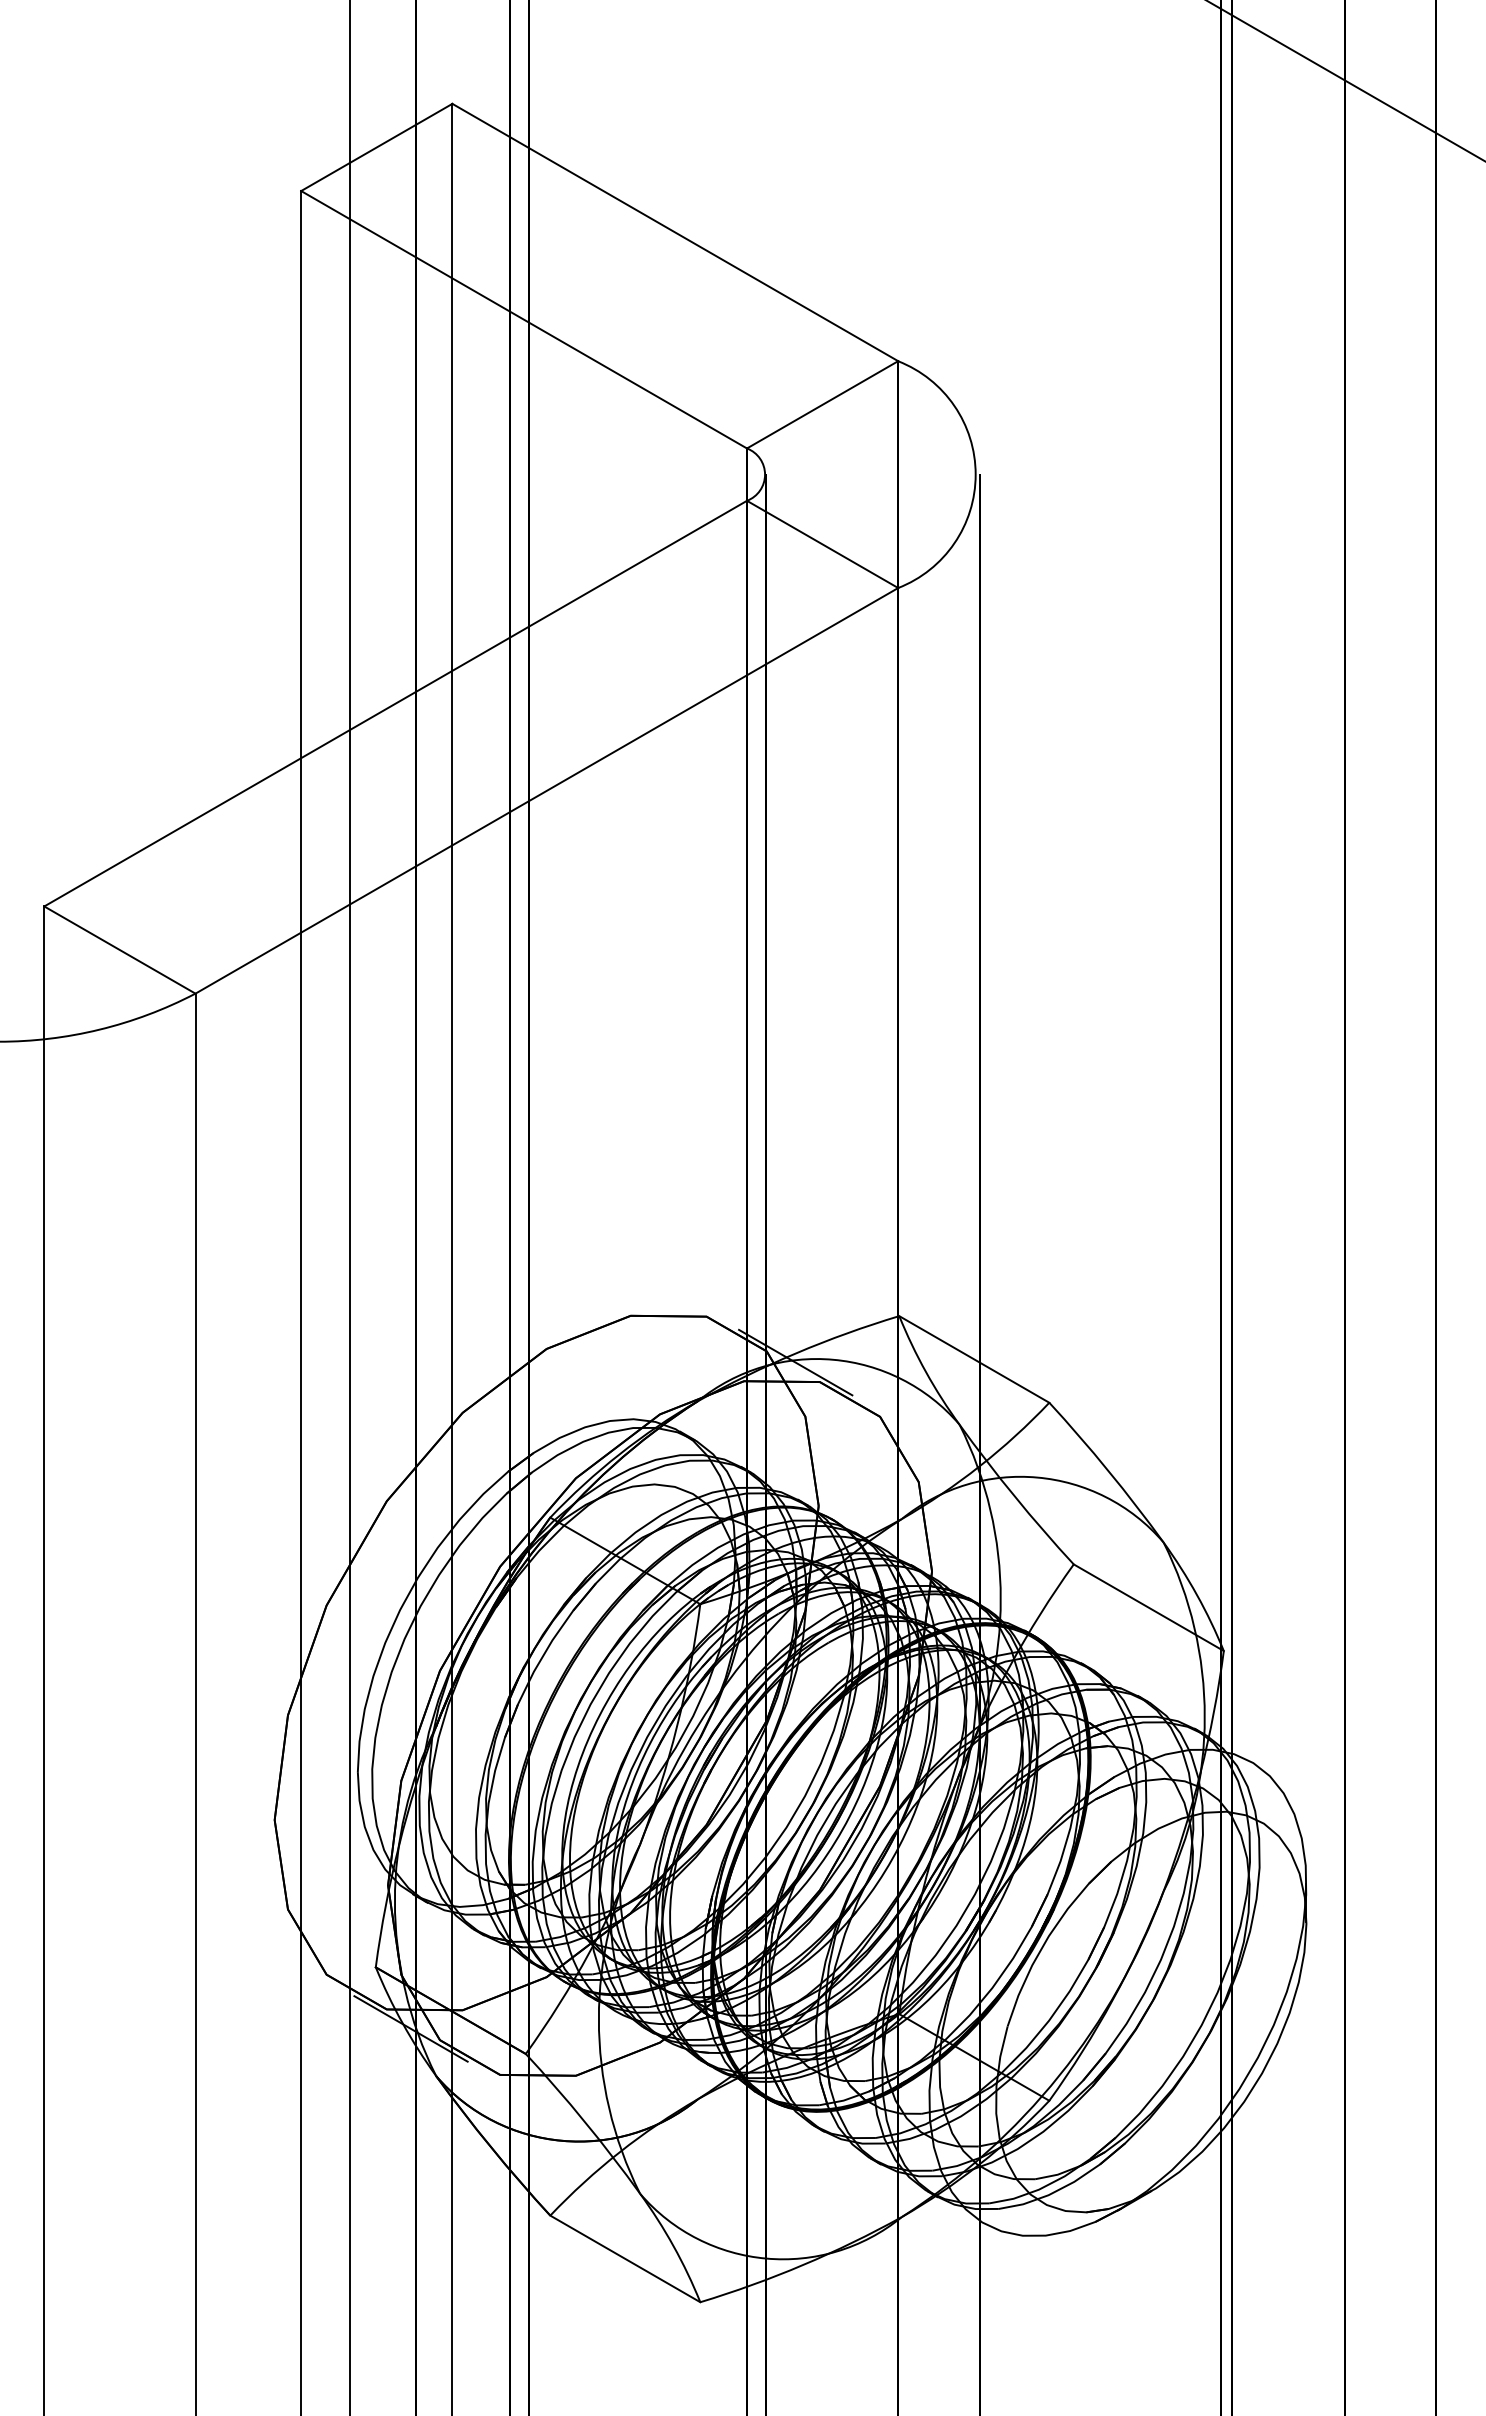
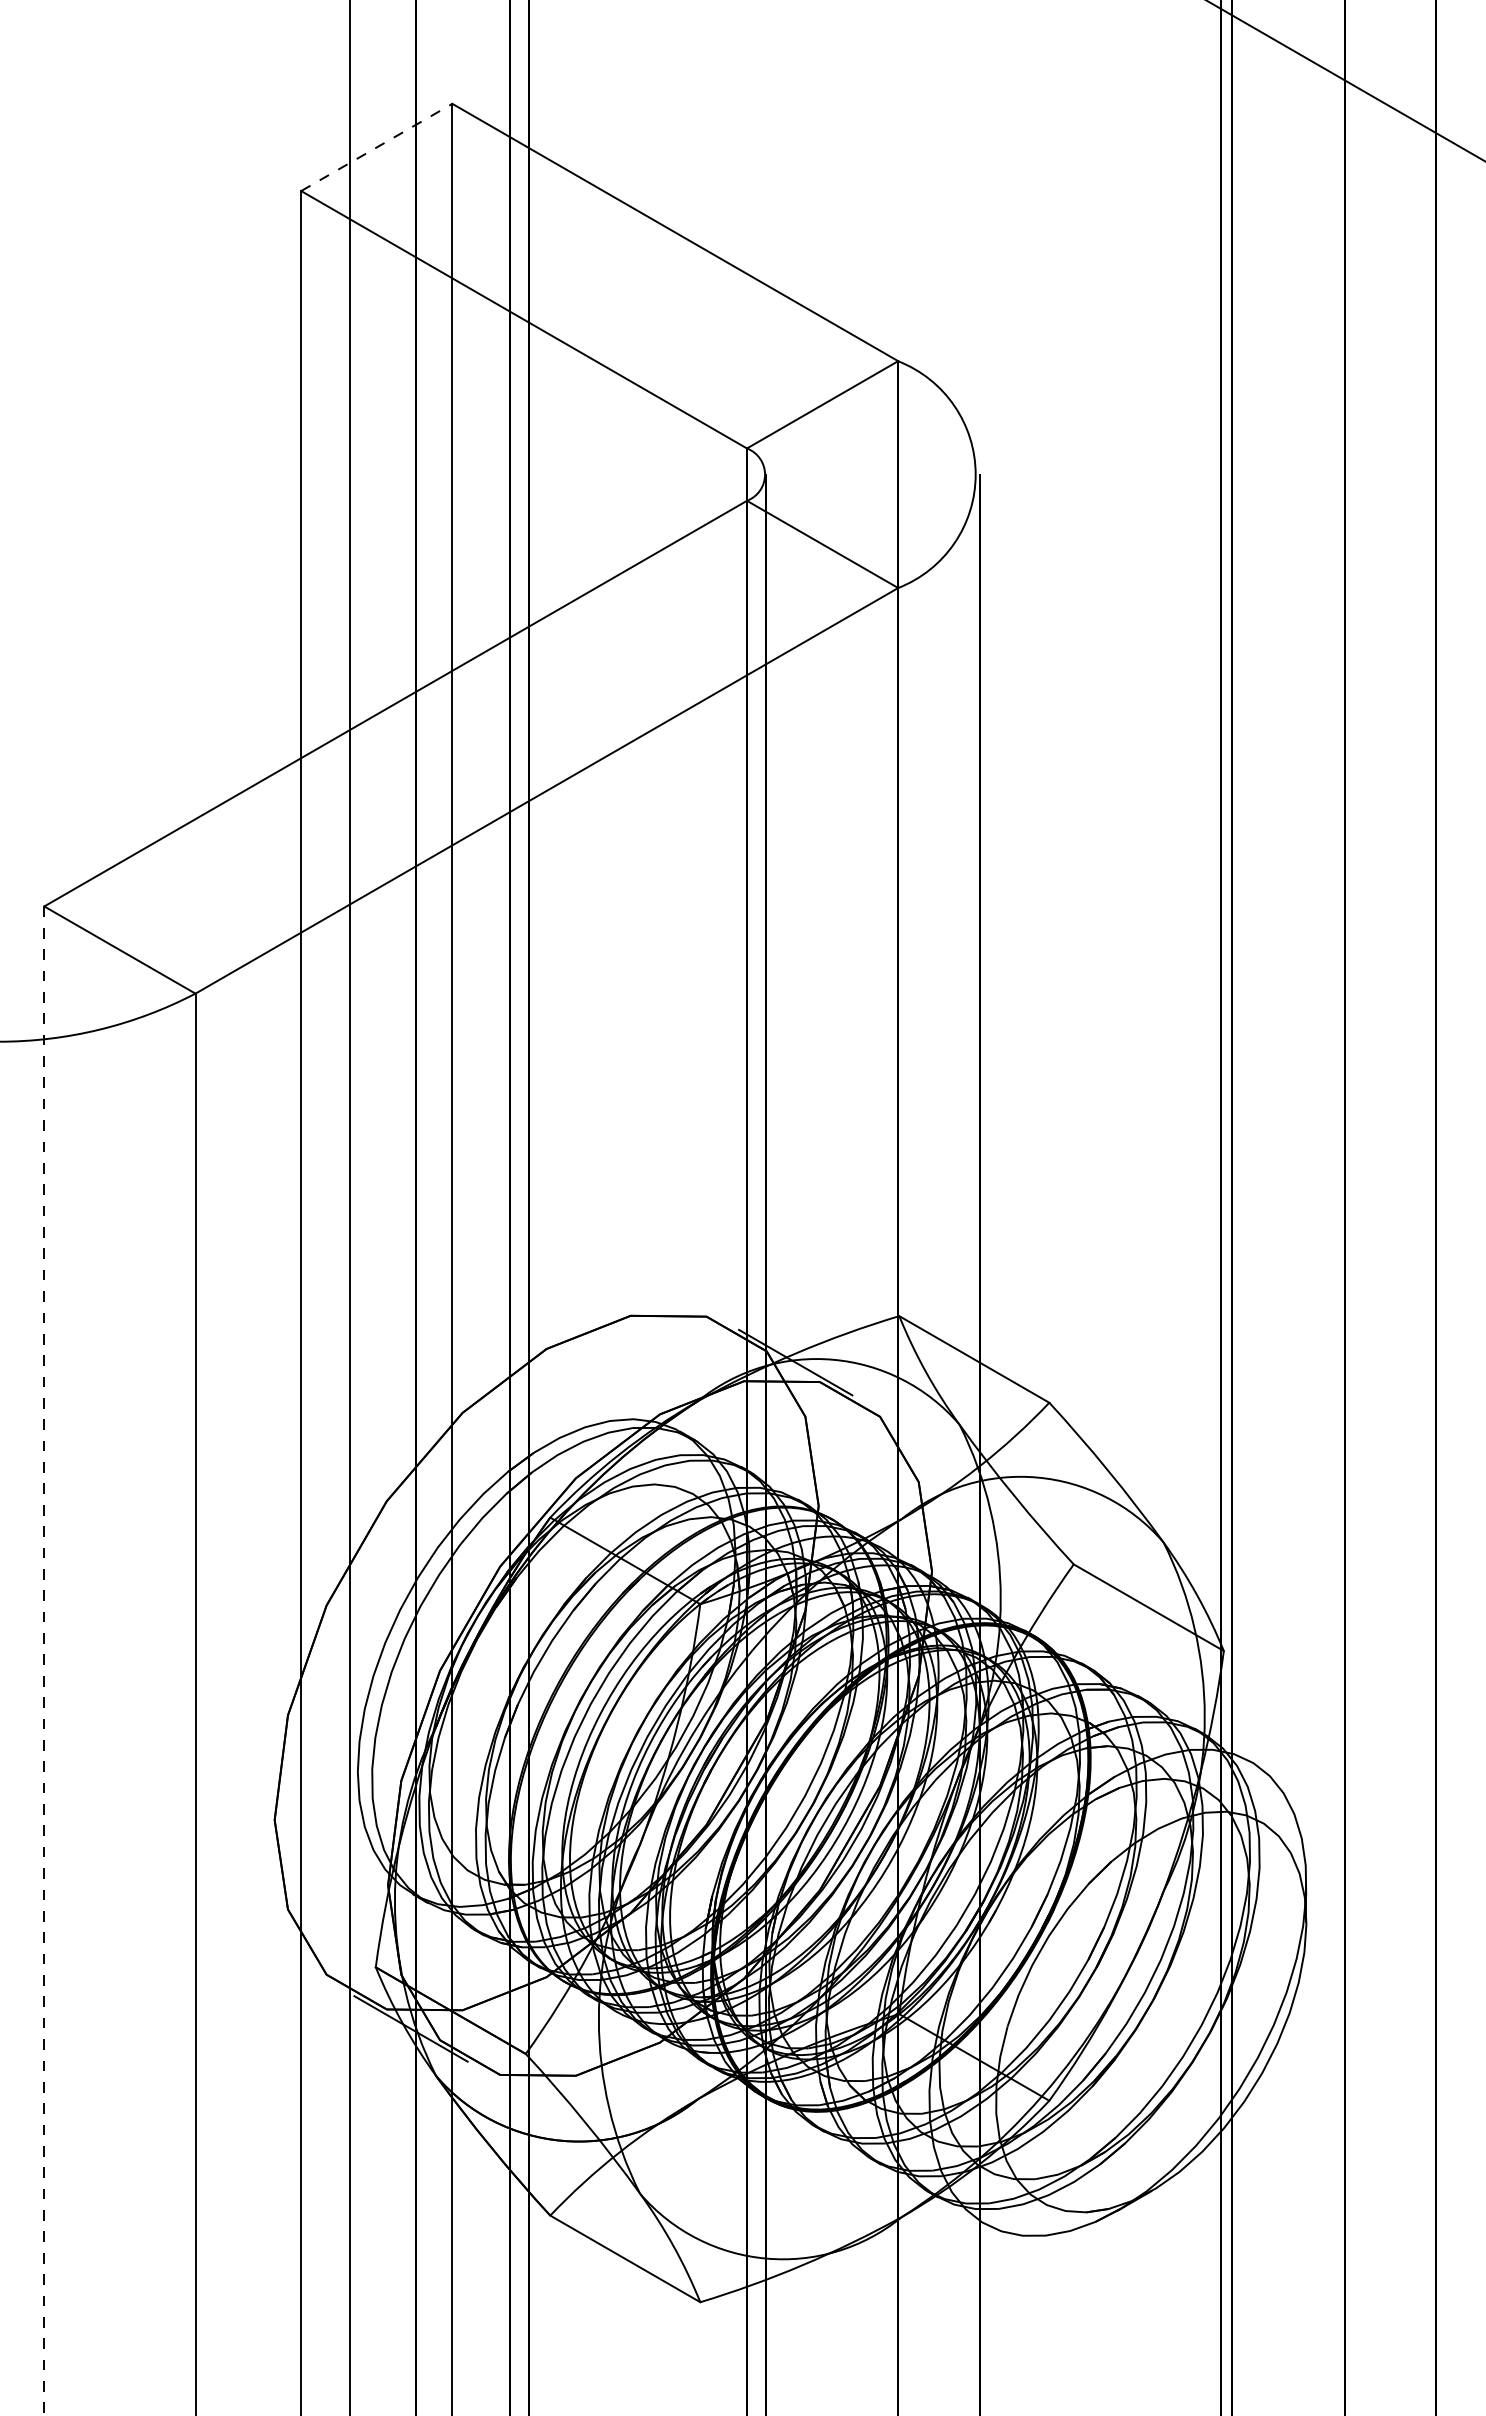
line: solid -> dashed (377, 147)
line: solid -> dashed (44, 1661)
